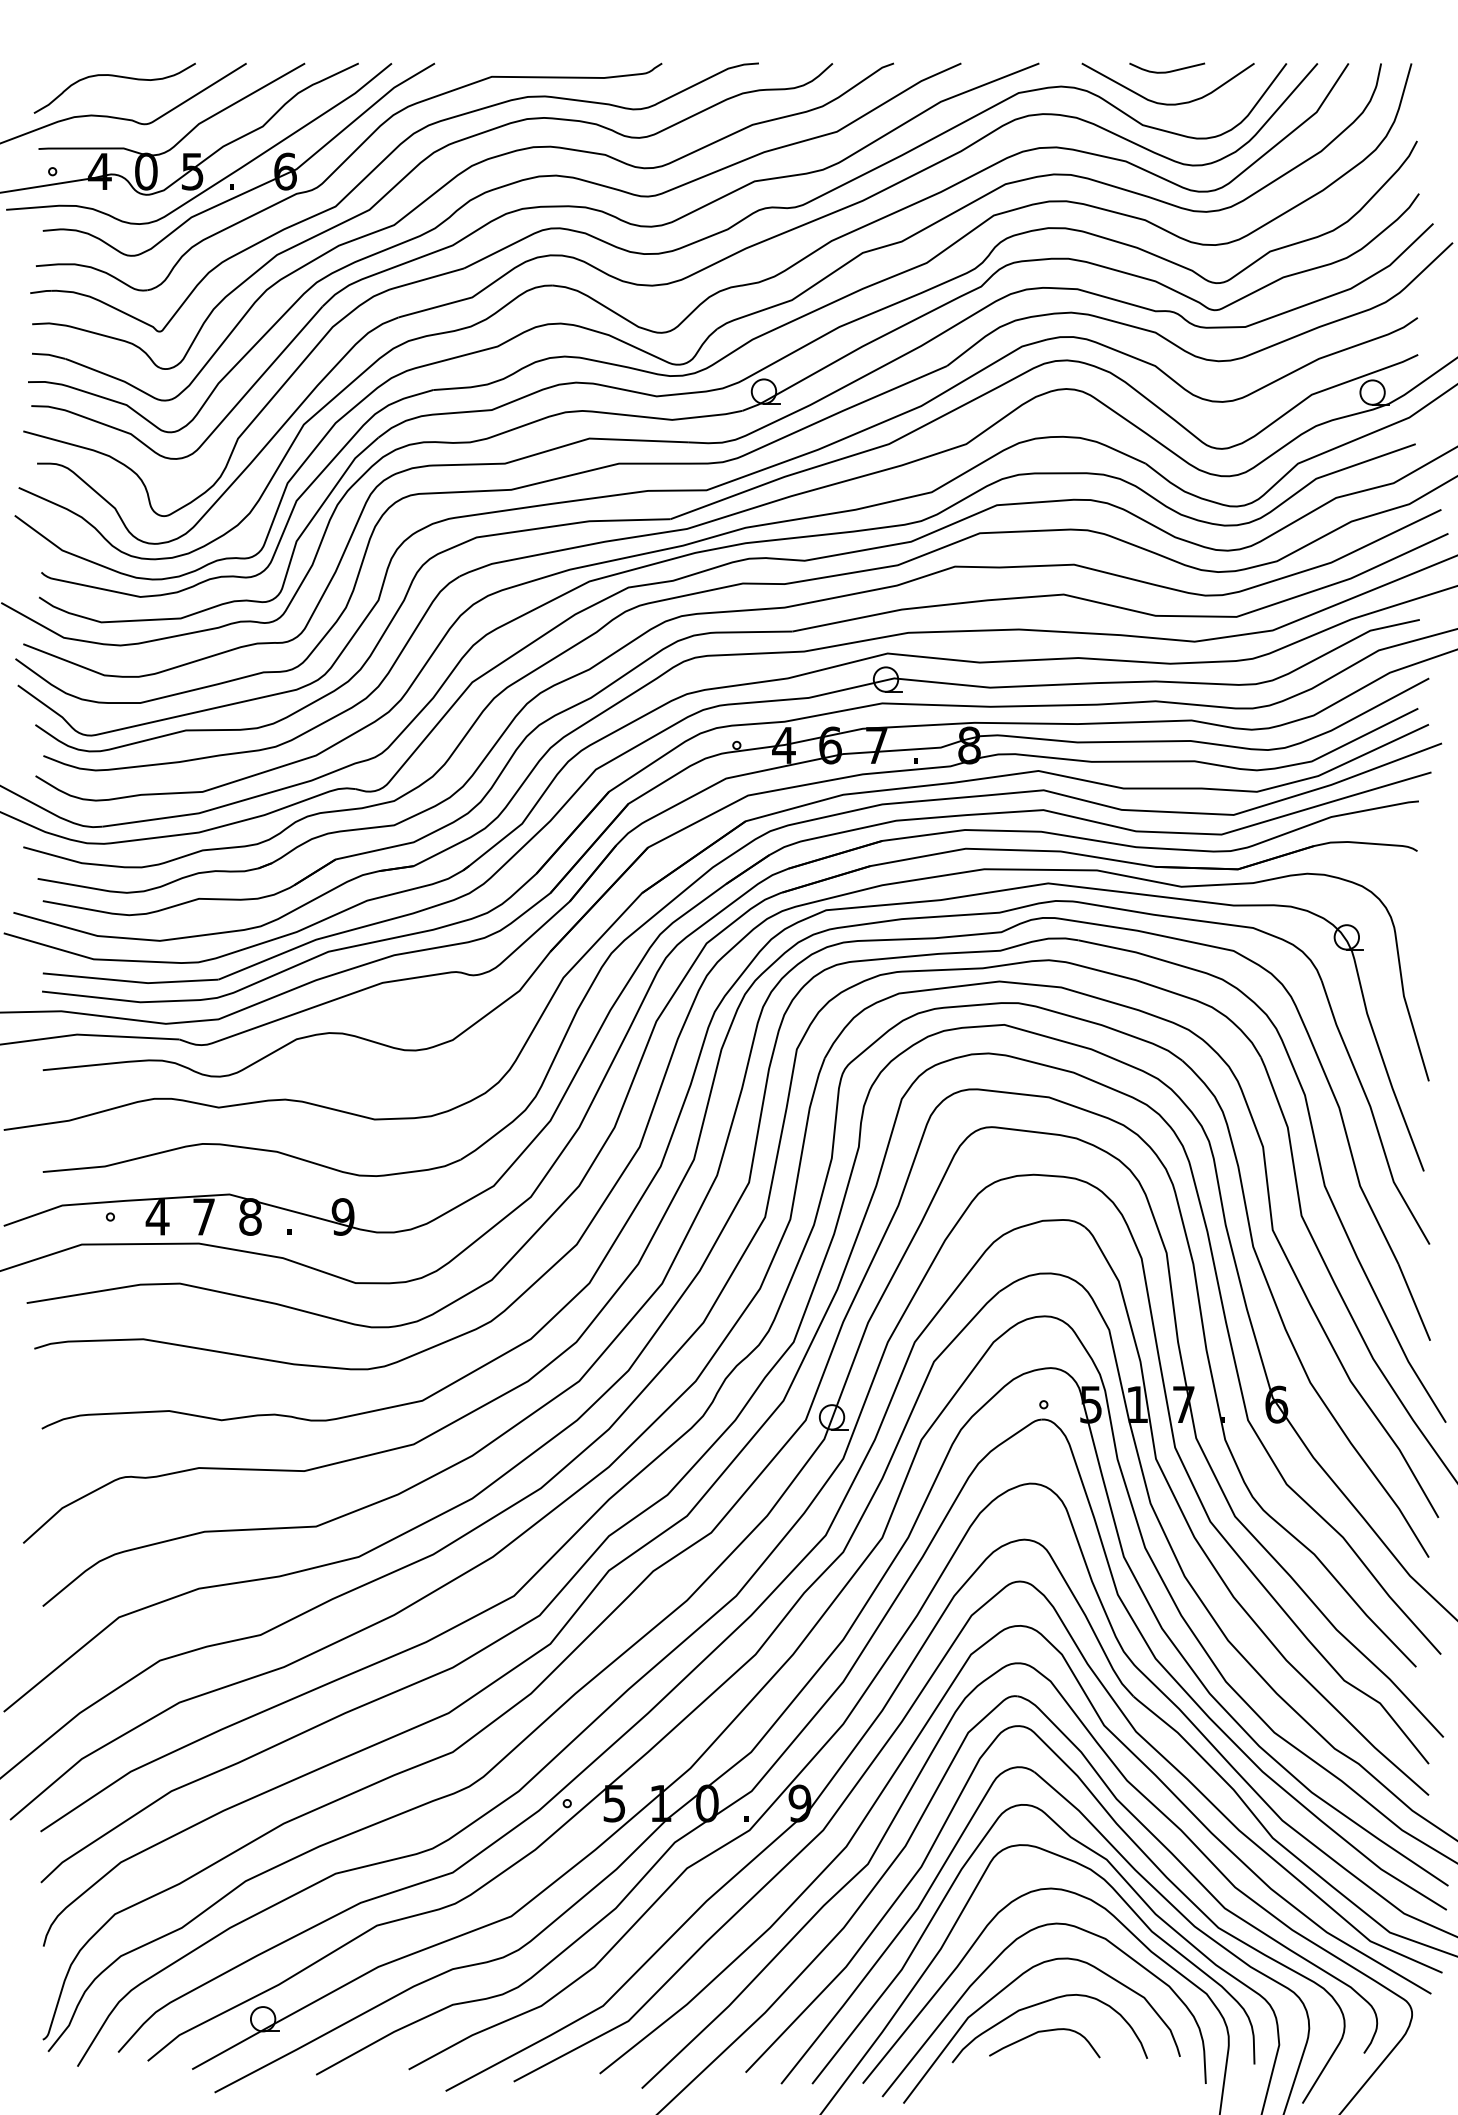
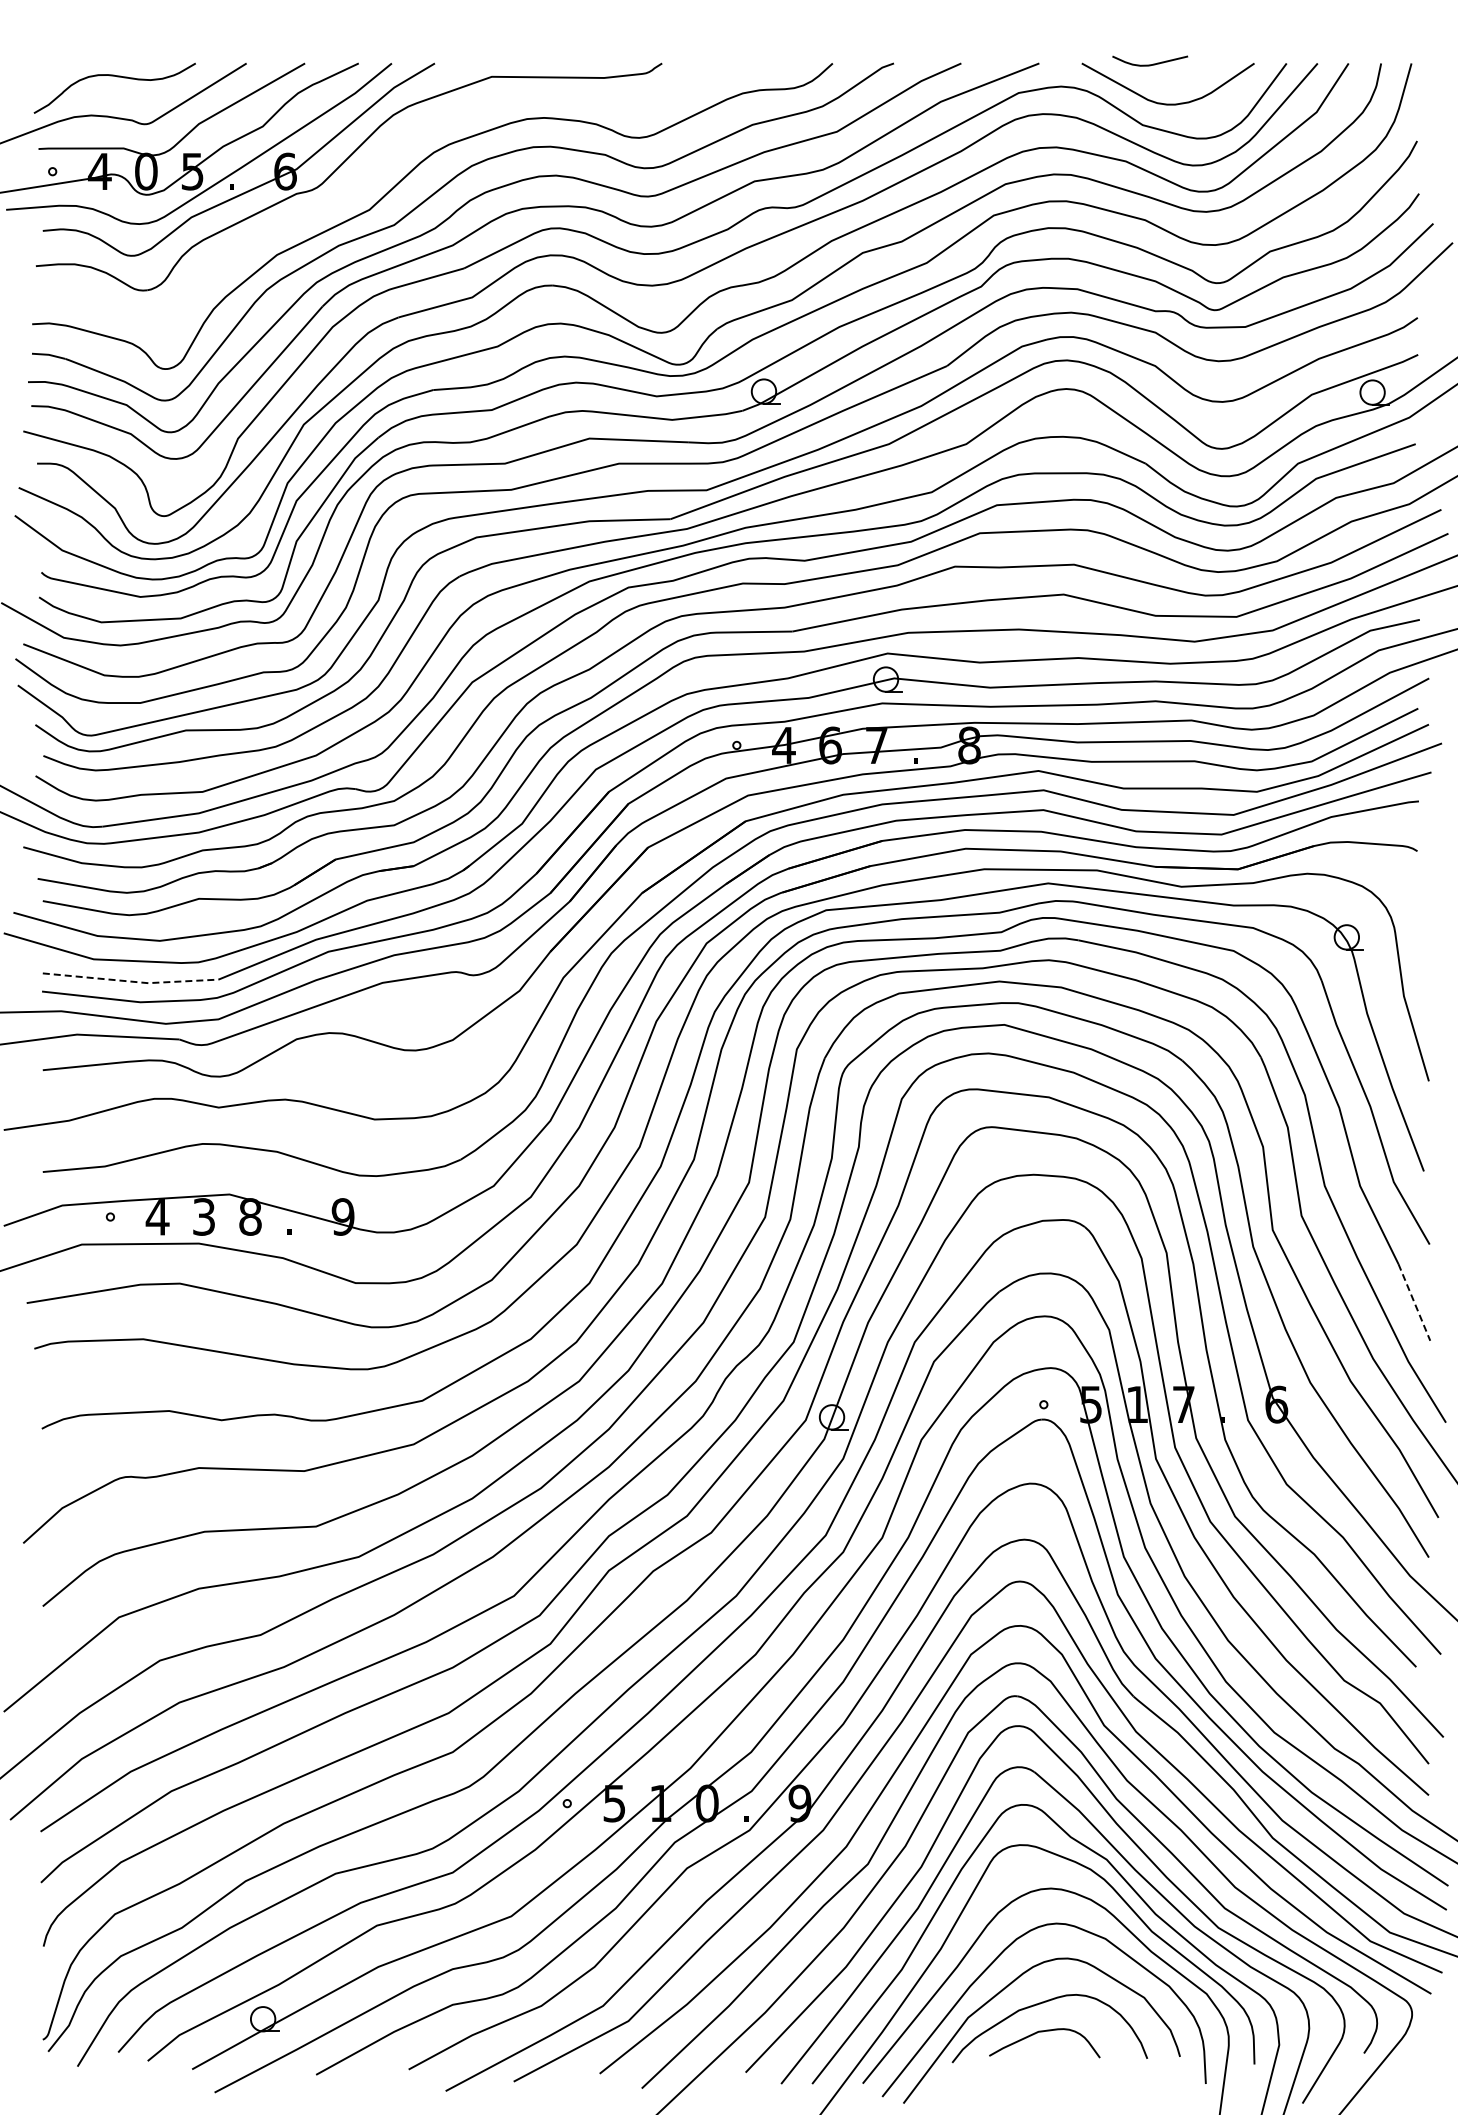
curve position: (1167, 71) -> (1150, 64) (1150, 64)
part: present -> none (371, 173)
line: solid -> dashed (131, 981)
text: 7 -> 3 (203, 1216)
line: solid -> dashed (1414, 1302)
